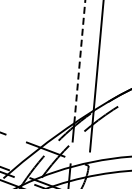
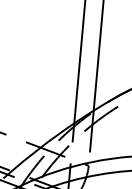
line: dashed -> solid (79, 61)
